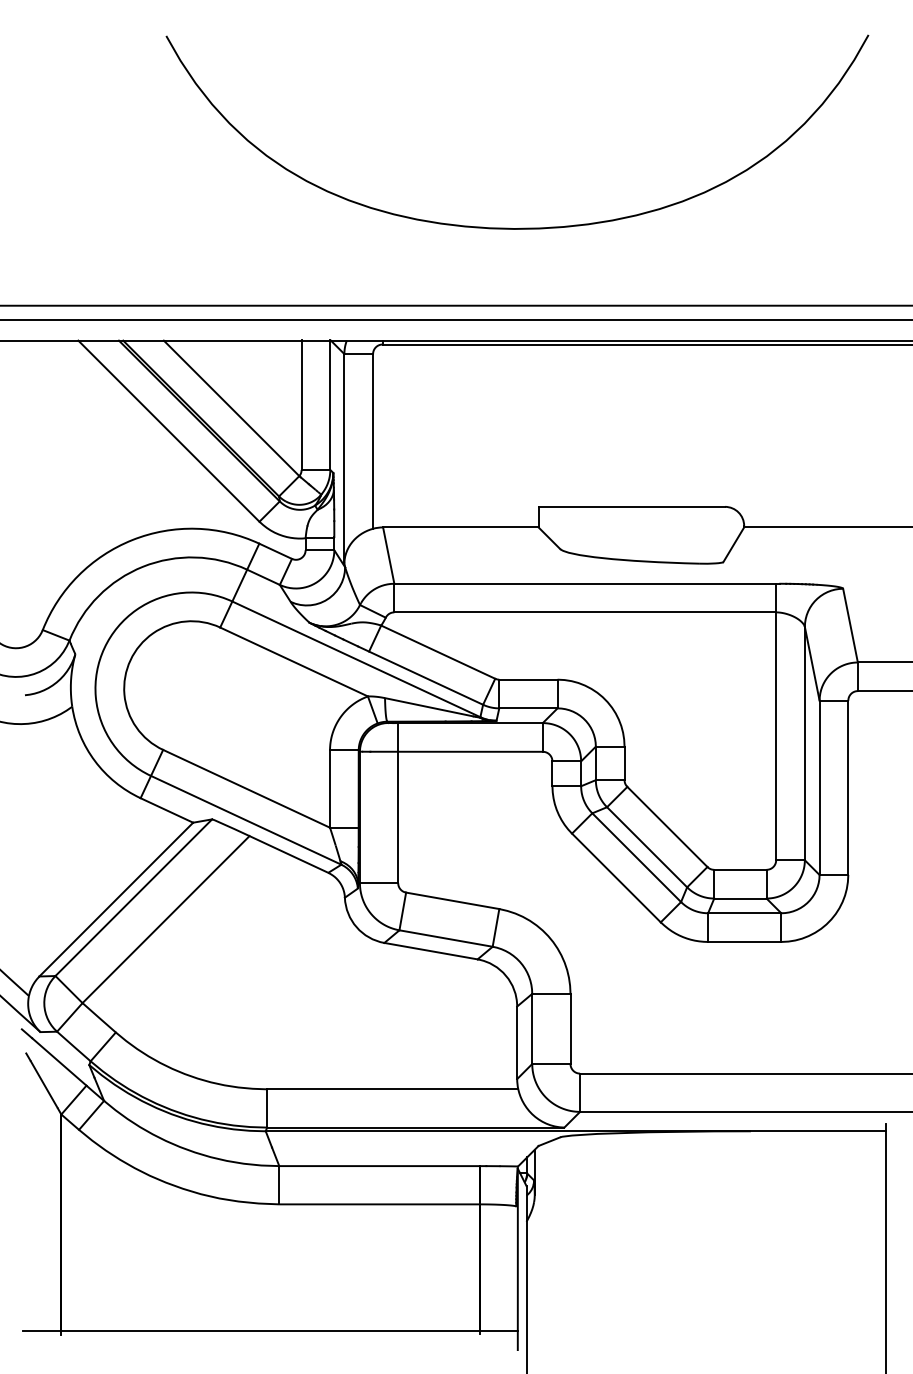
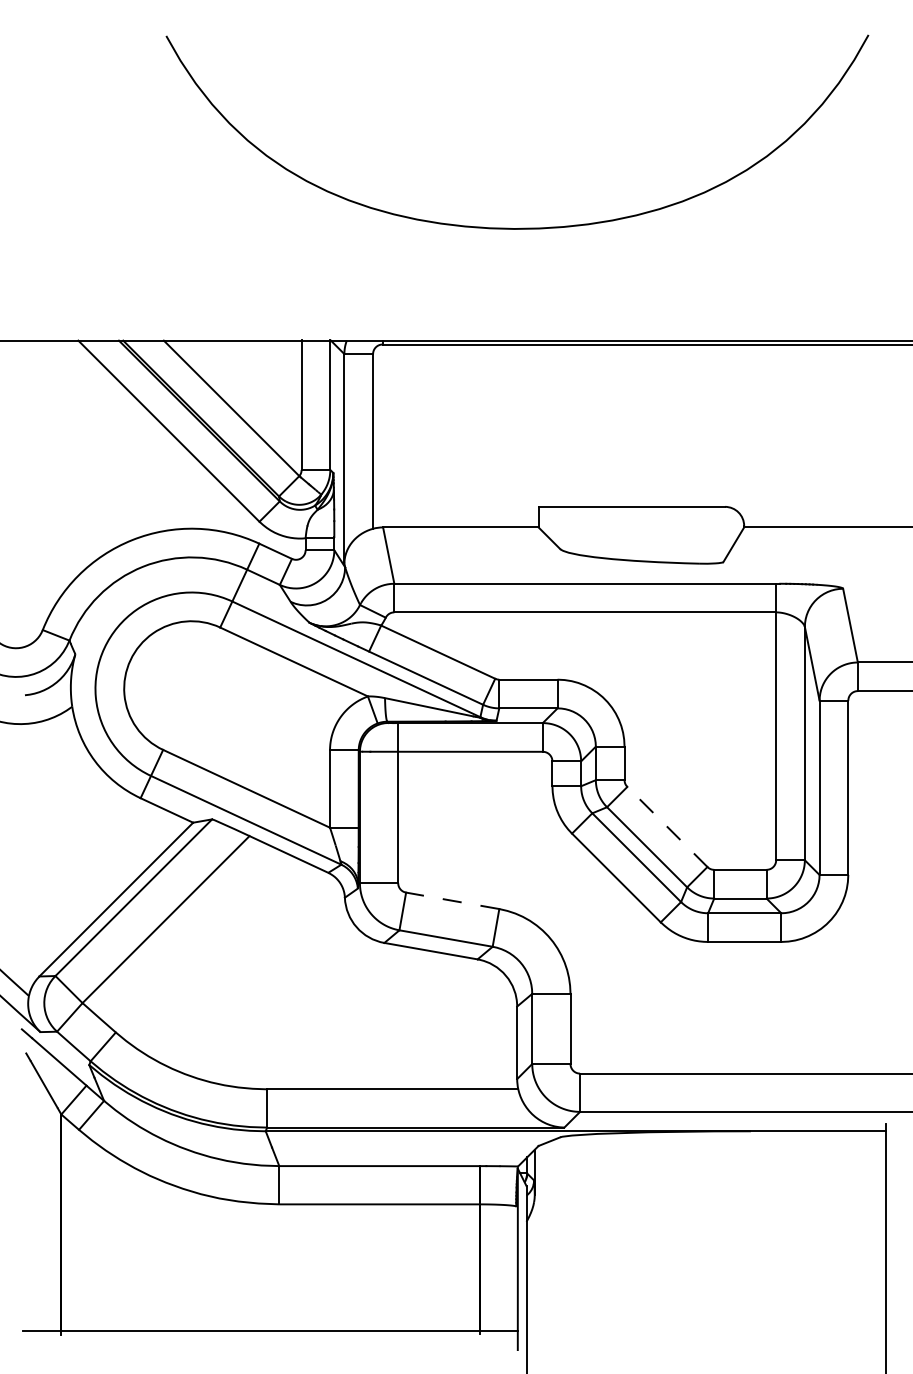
line: present -> none (455, 305)
line: present -> none (455, 320)
line: solid -> dashed (667, 826)
line: solid -> dashed (452, 900)
